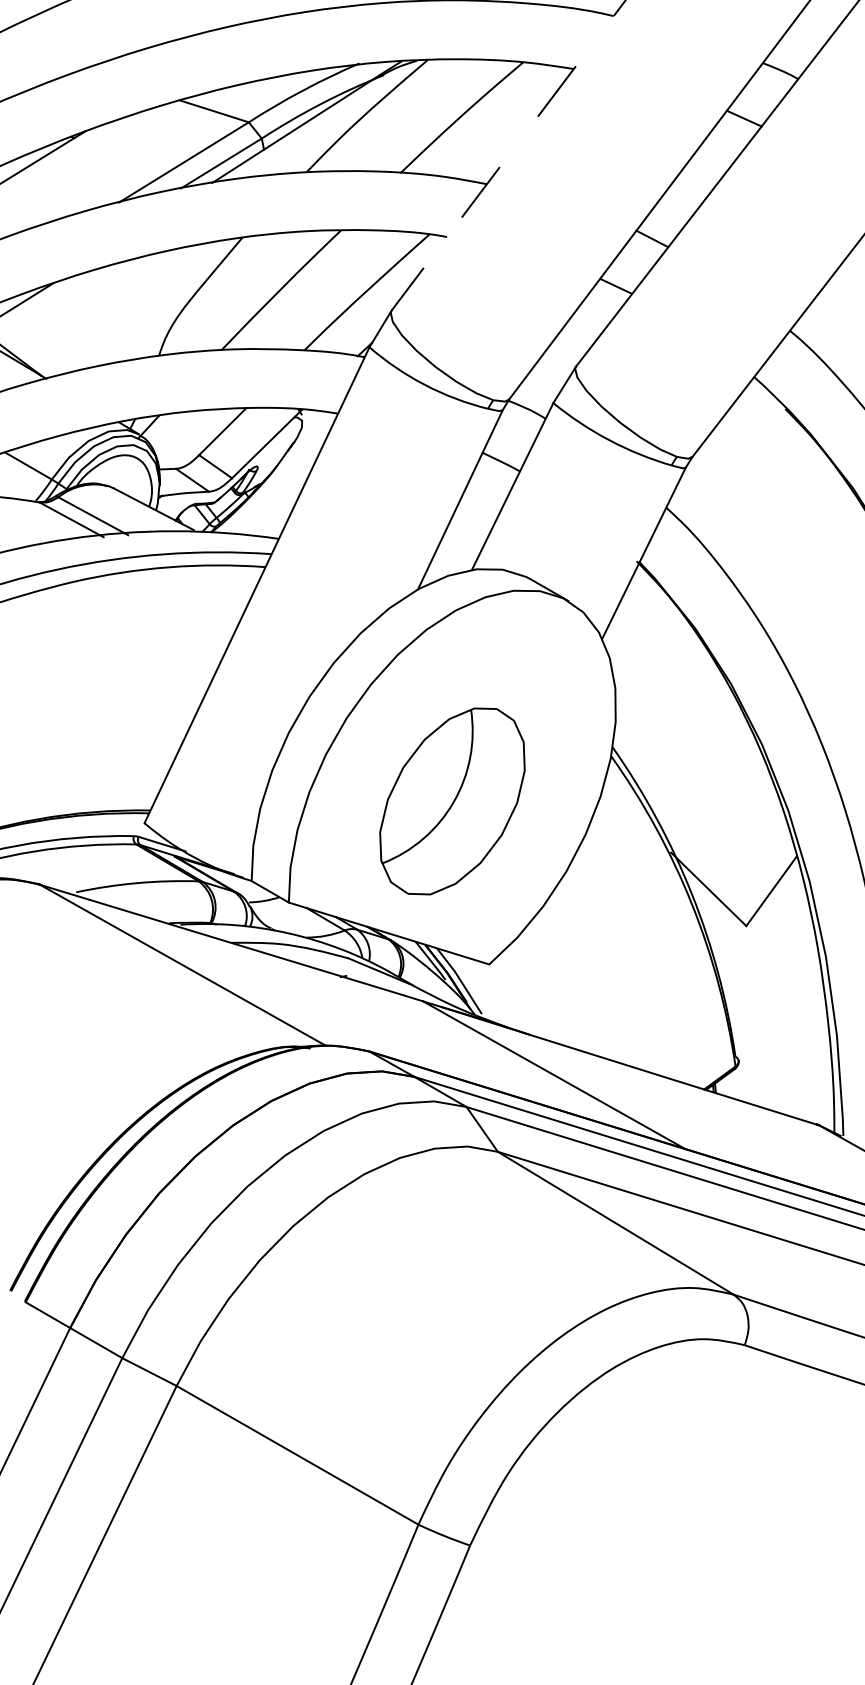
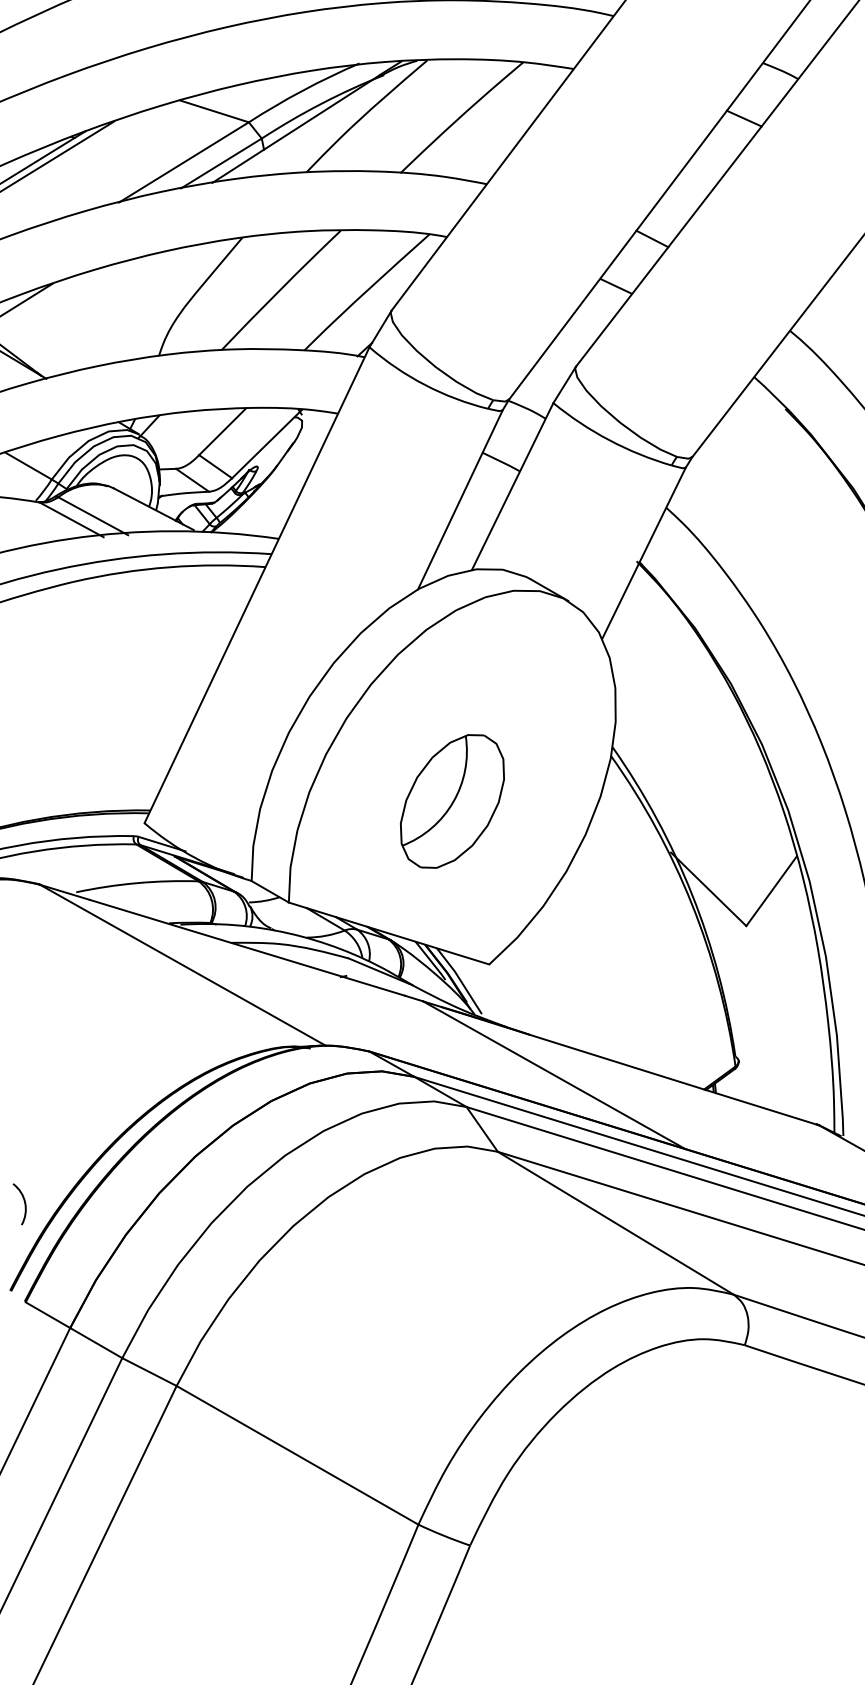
line: none -> present (58, 155)
line: dashed -> solid (508, 155)
part size: 147x189 px -> 105x135 px (452, 801)
arc: none -> present (23, 1201)
